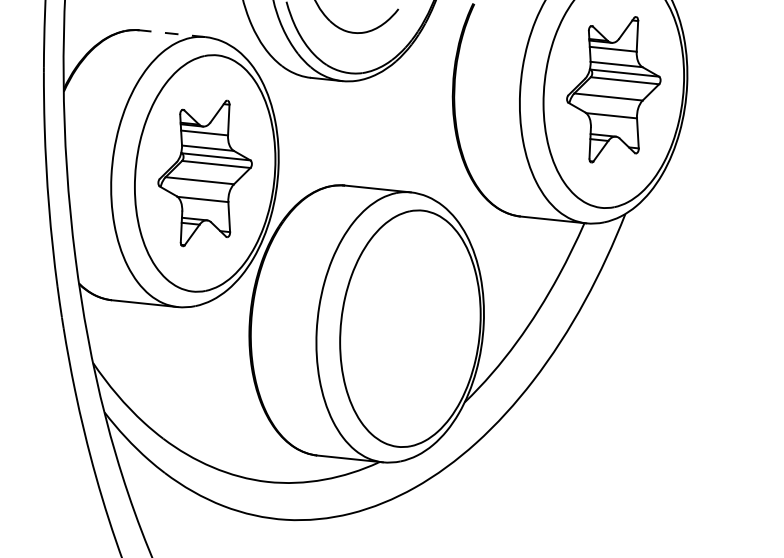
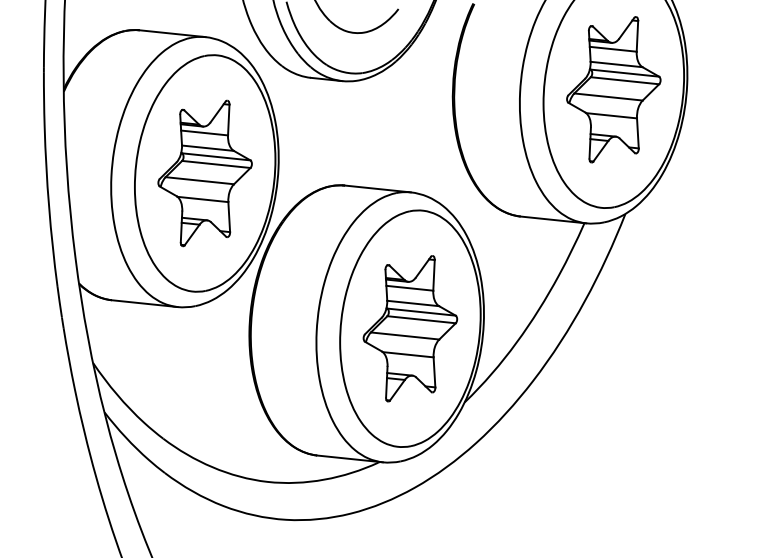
line: dashed -> solid (172, 33)
part: none -> present (410, 328)
